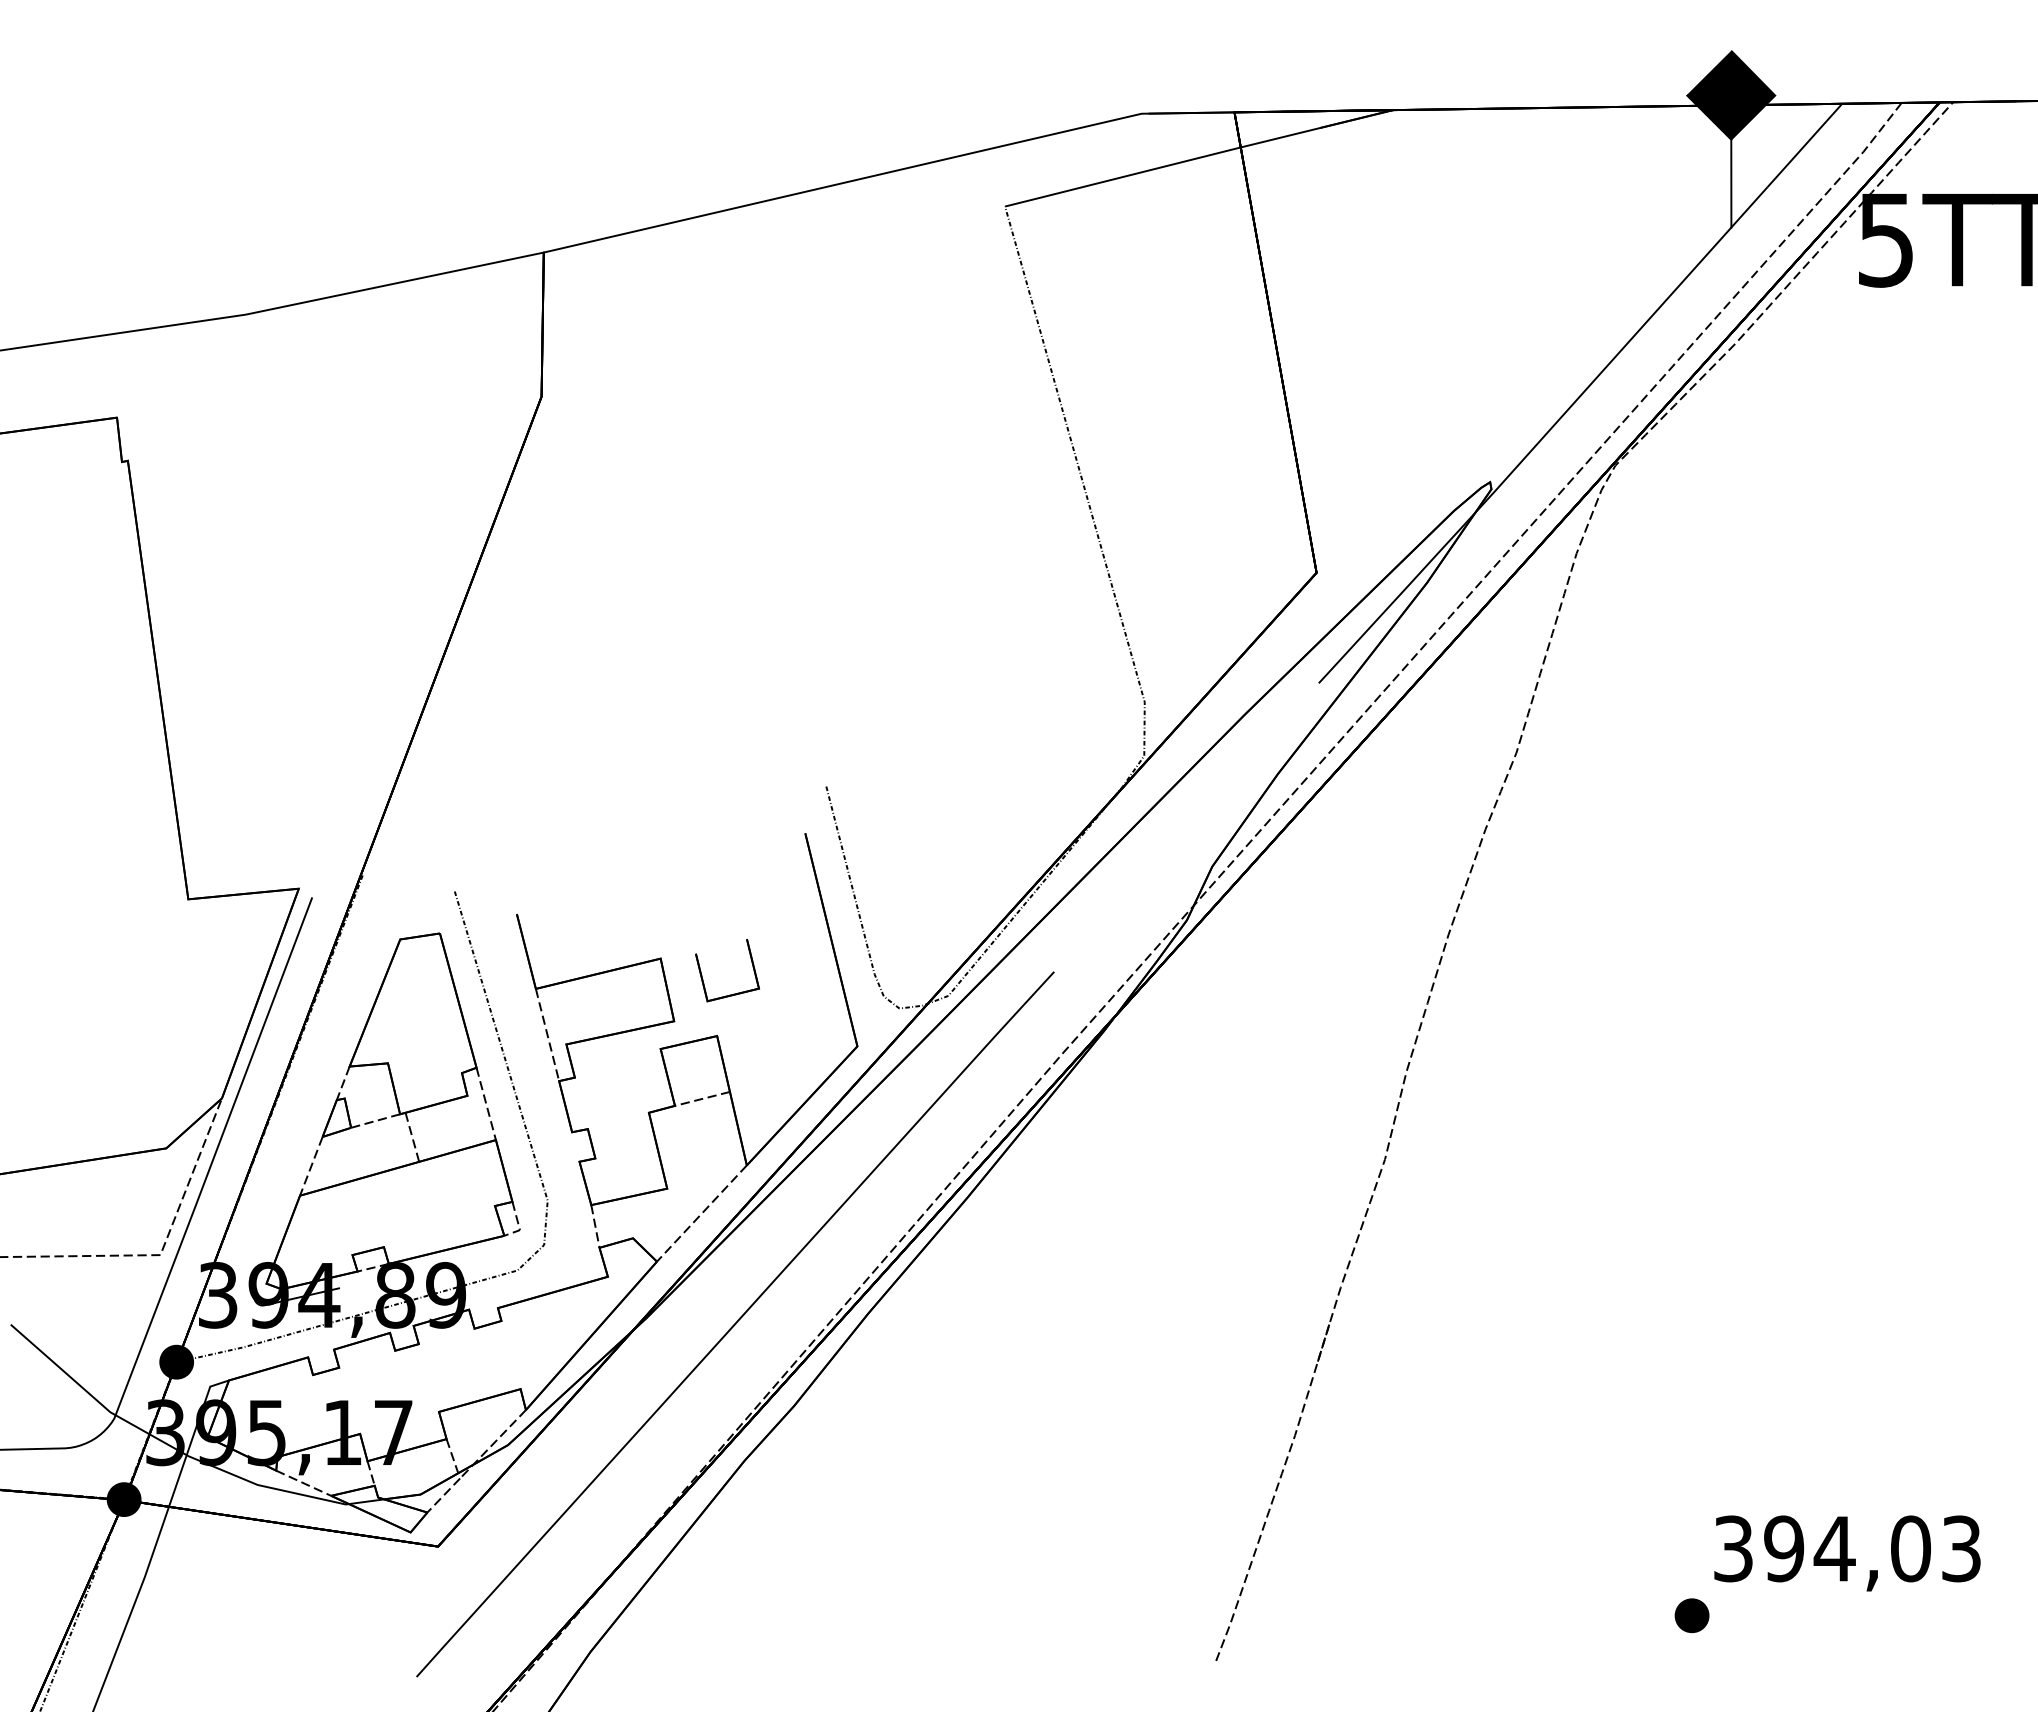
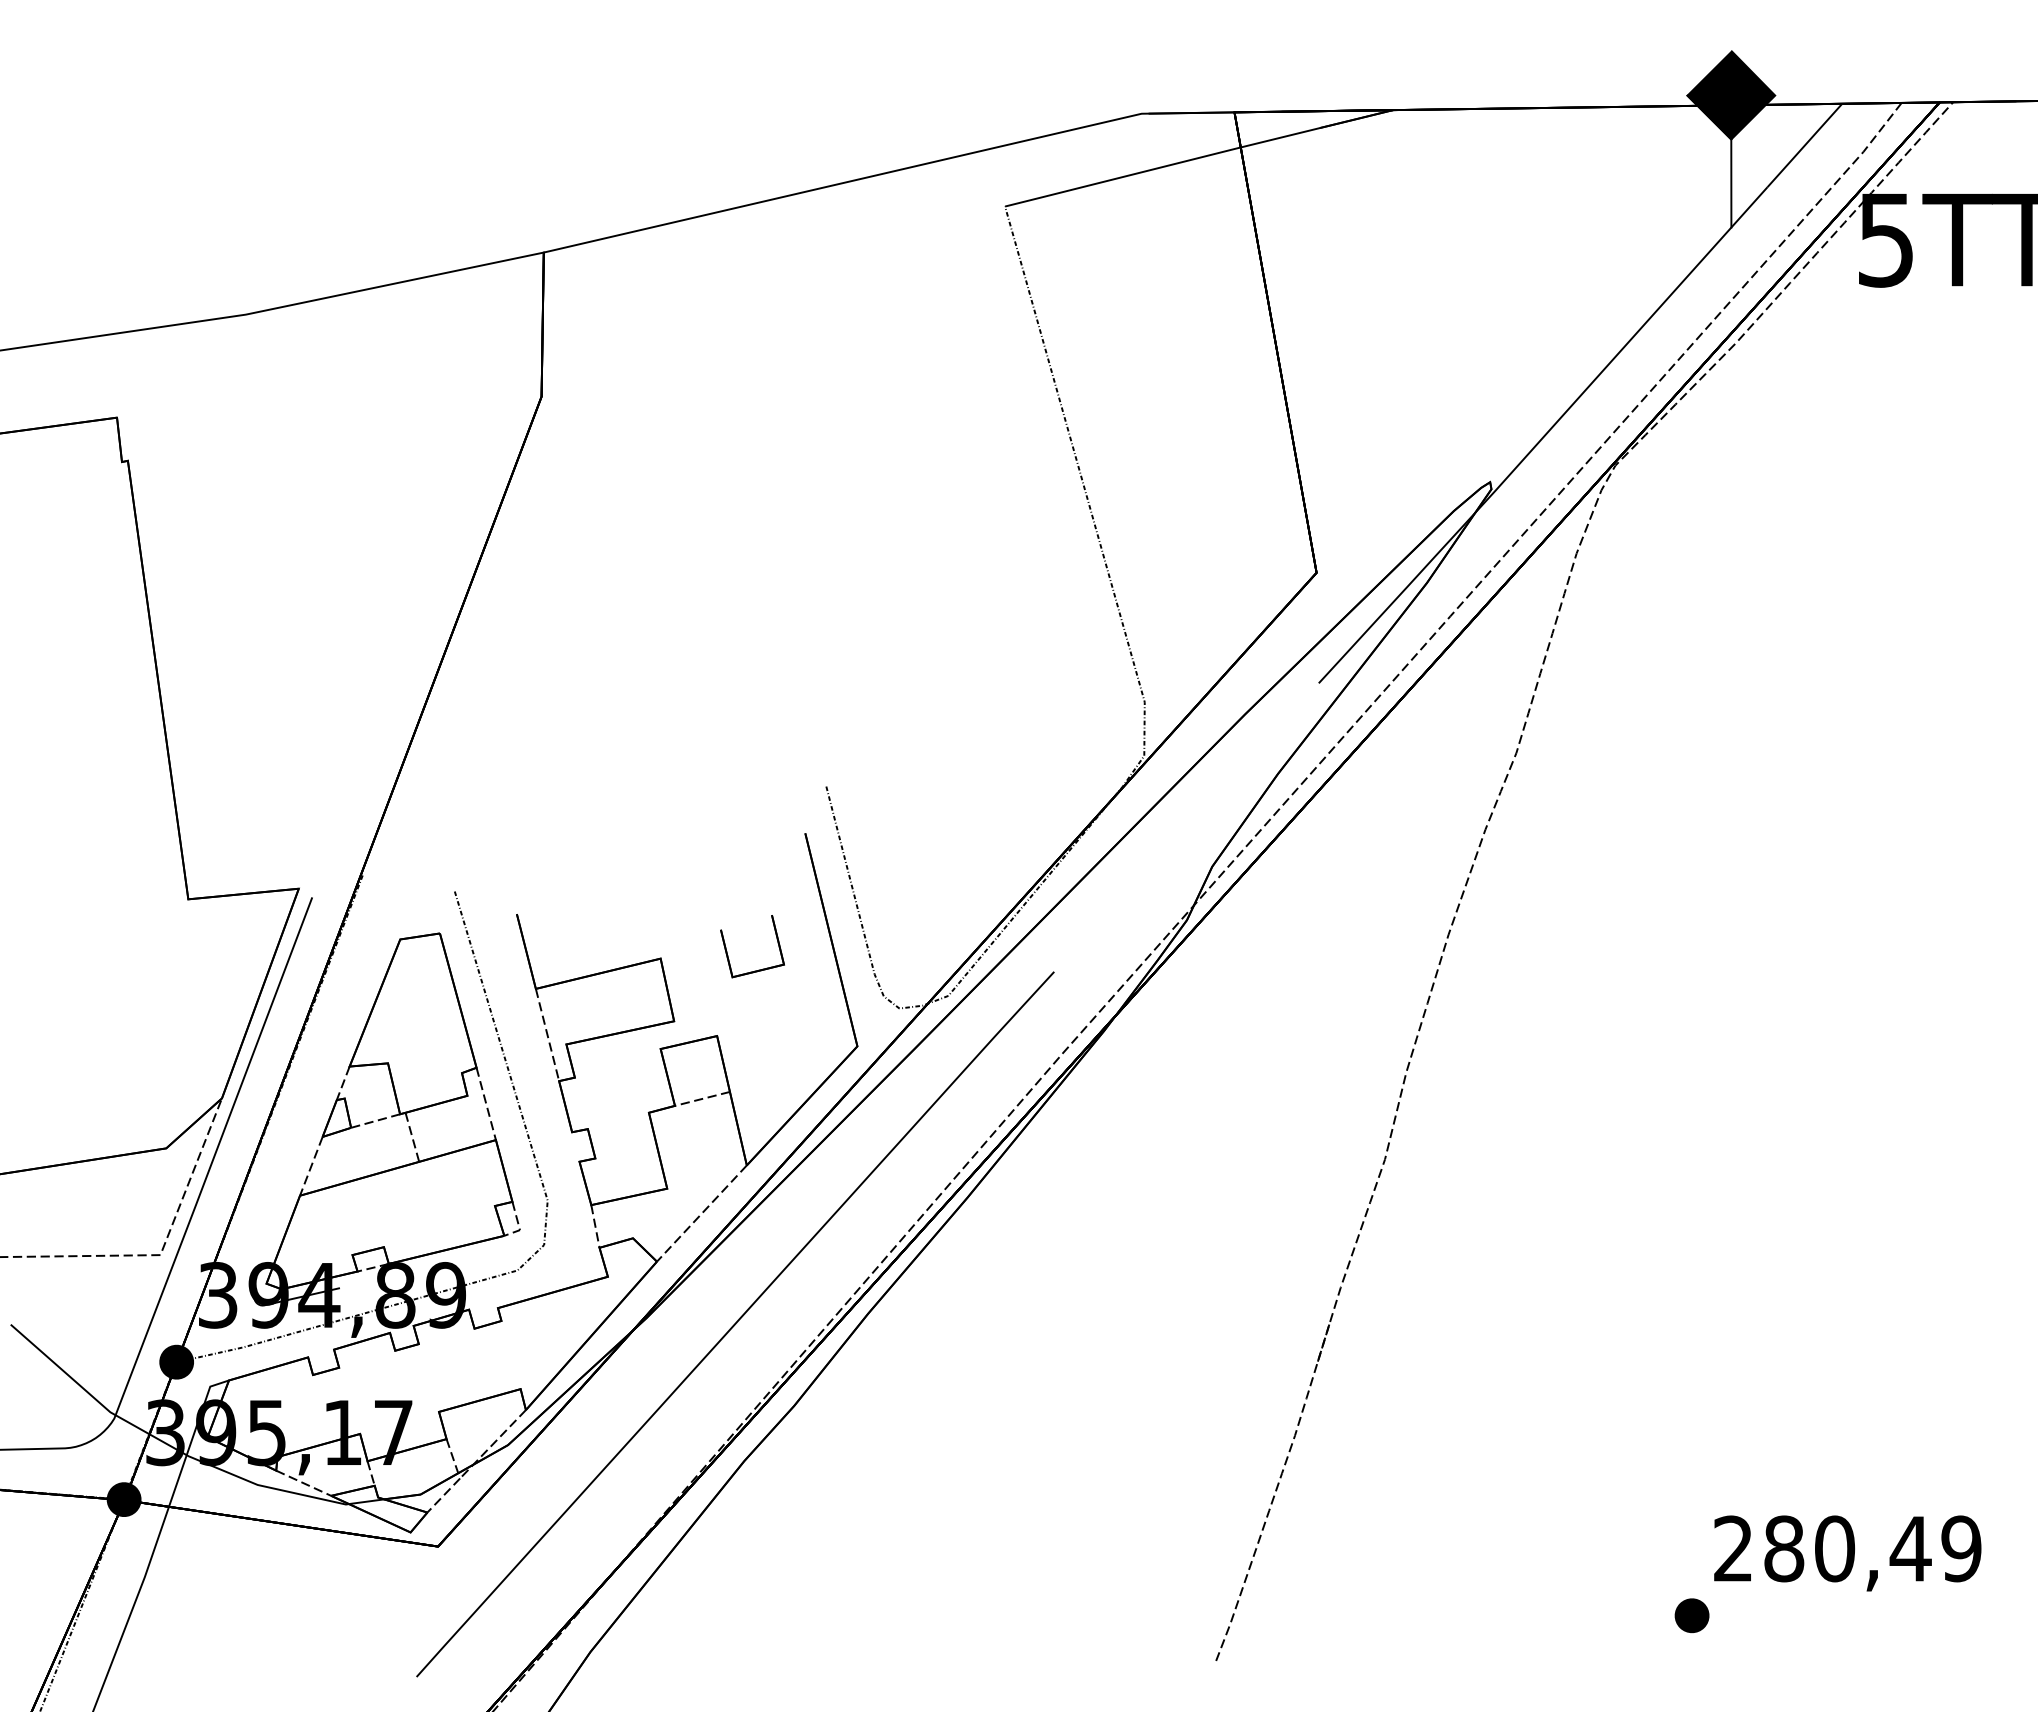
part position: (733, 993) -> (758, 969) (758, 969)
text: 394,03 -> 280,49 (1847, 1548)
